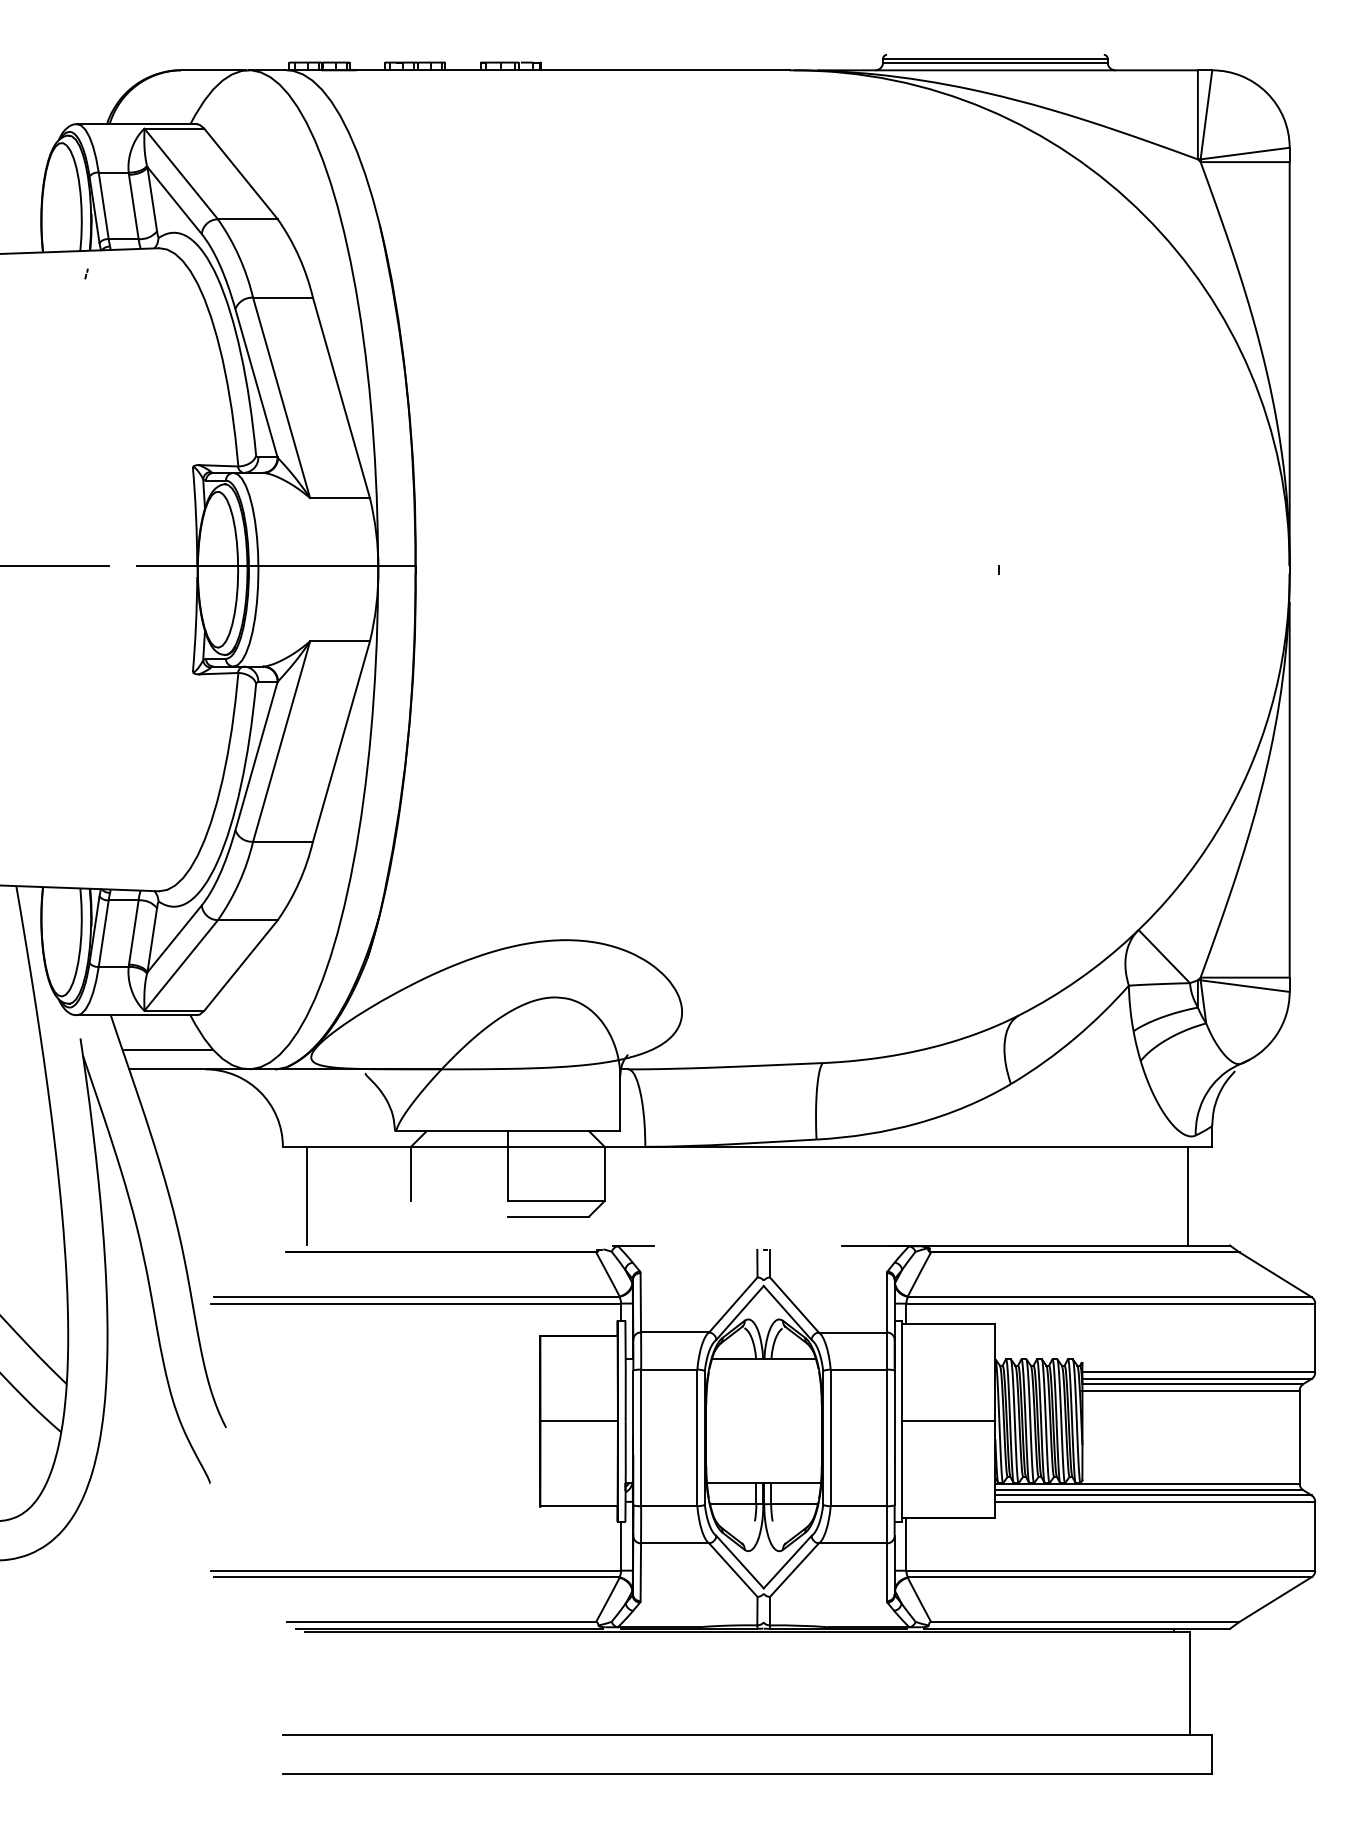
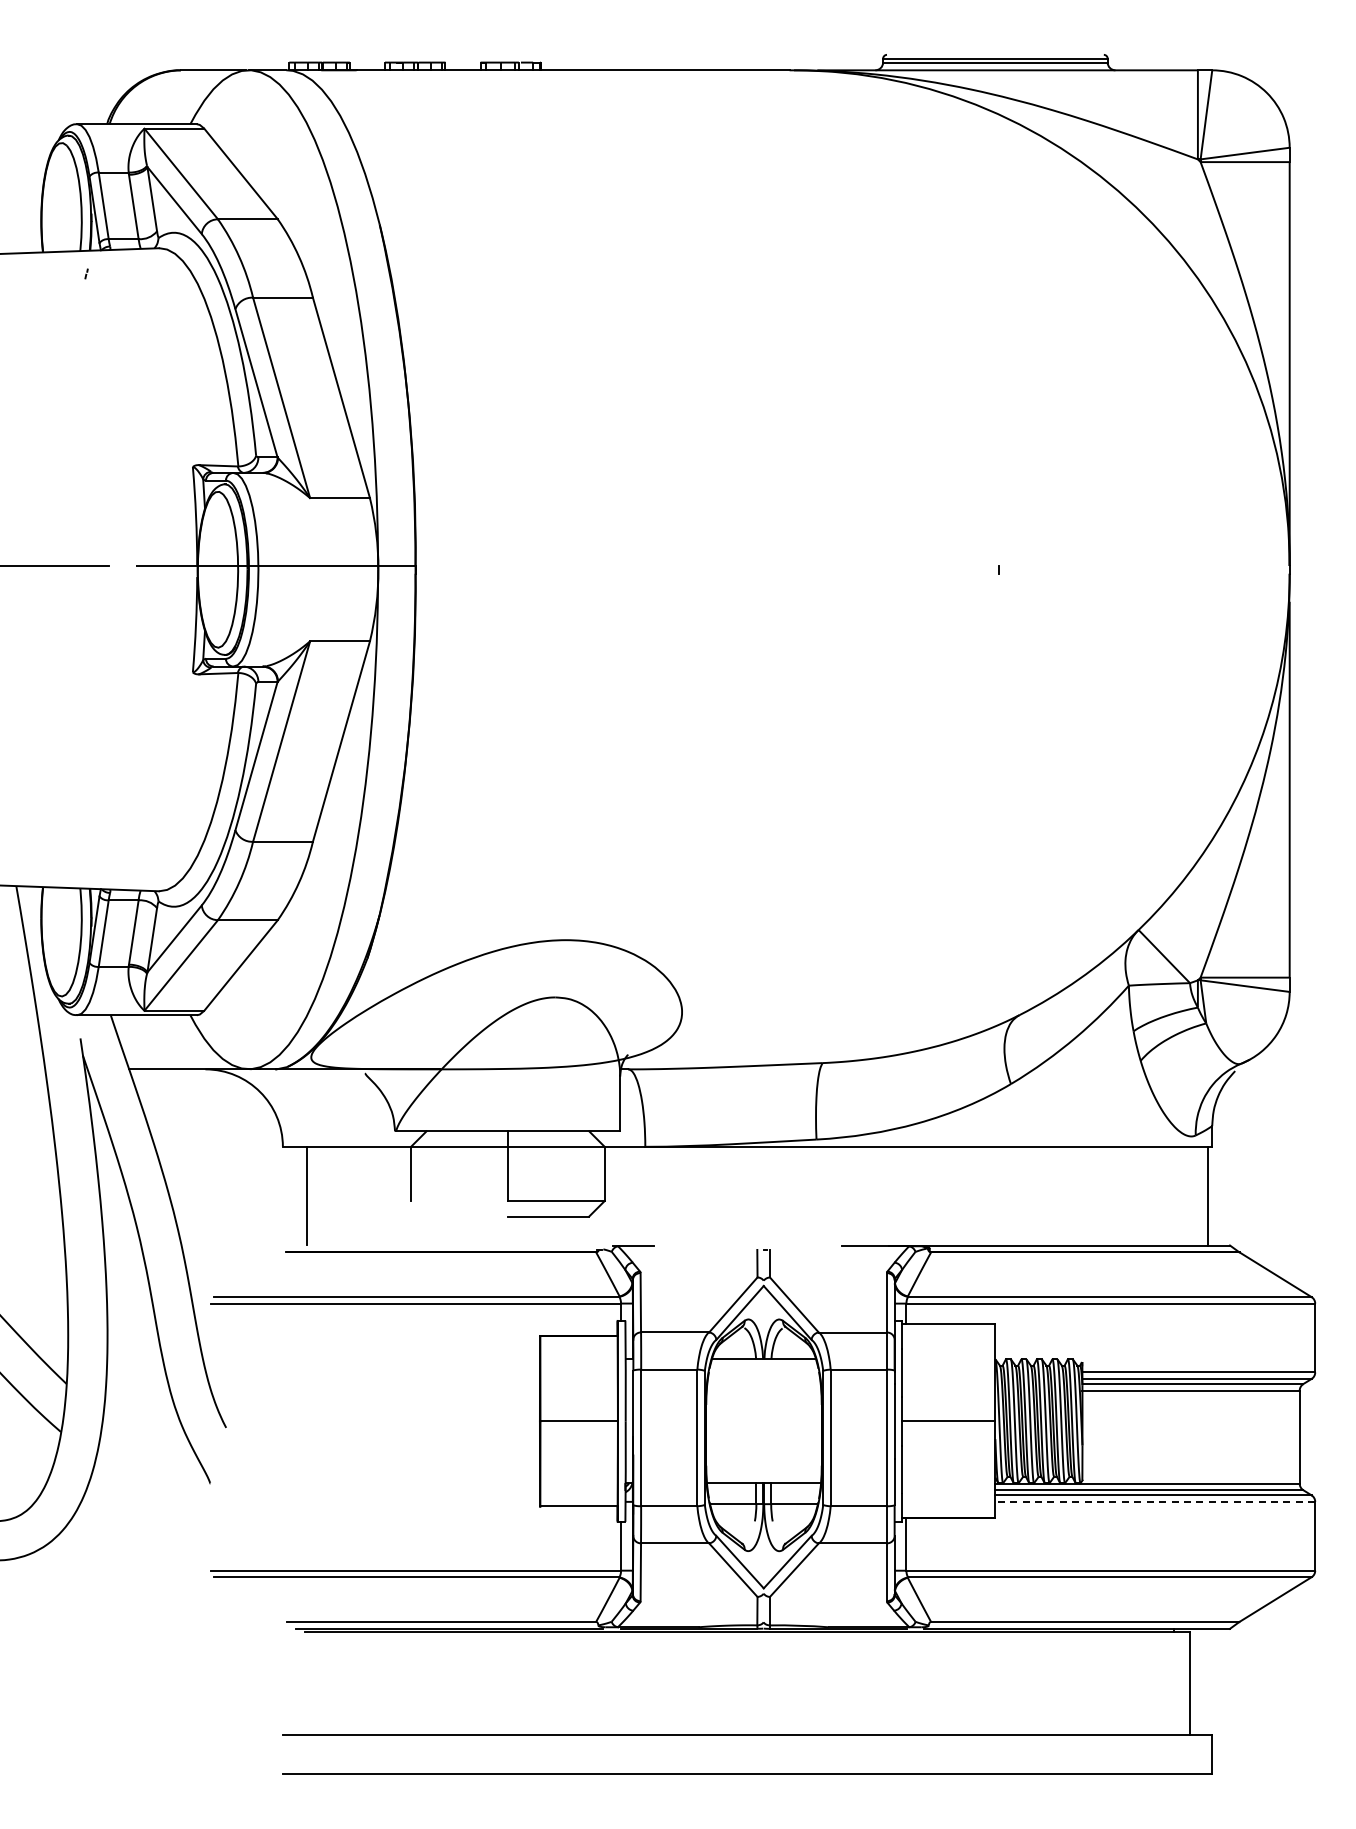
line: present -> none (167, 1050)
line position: (1187, 1195) -> (1207, 1195) (1207, 1195)
line: solid -> dashed (1155, 1501)
